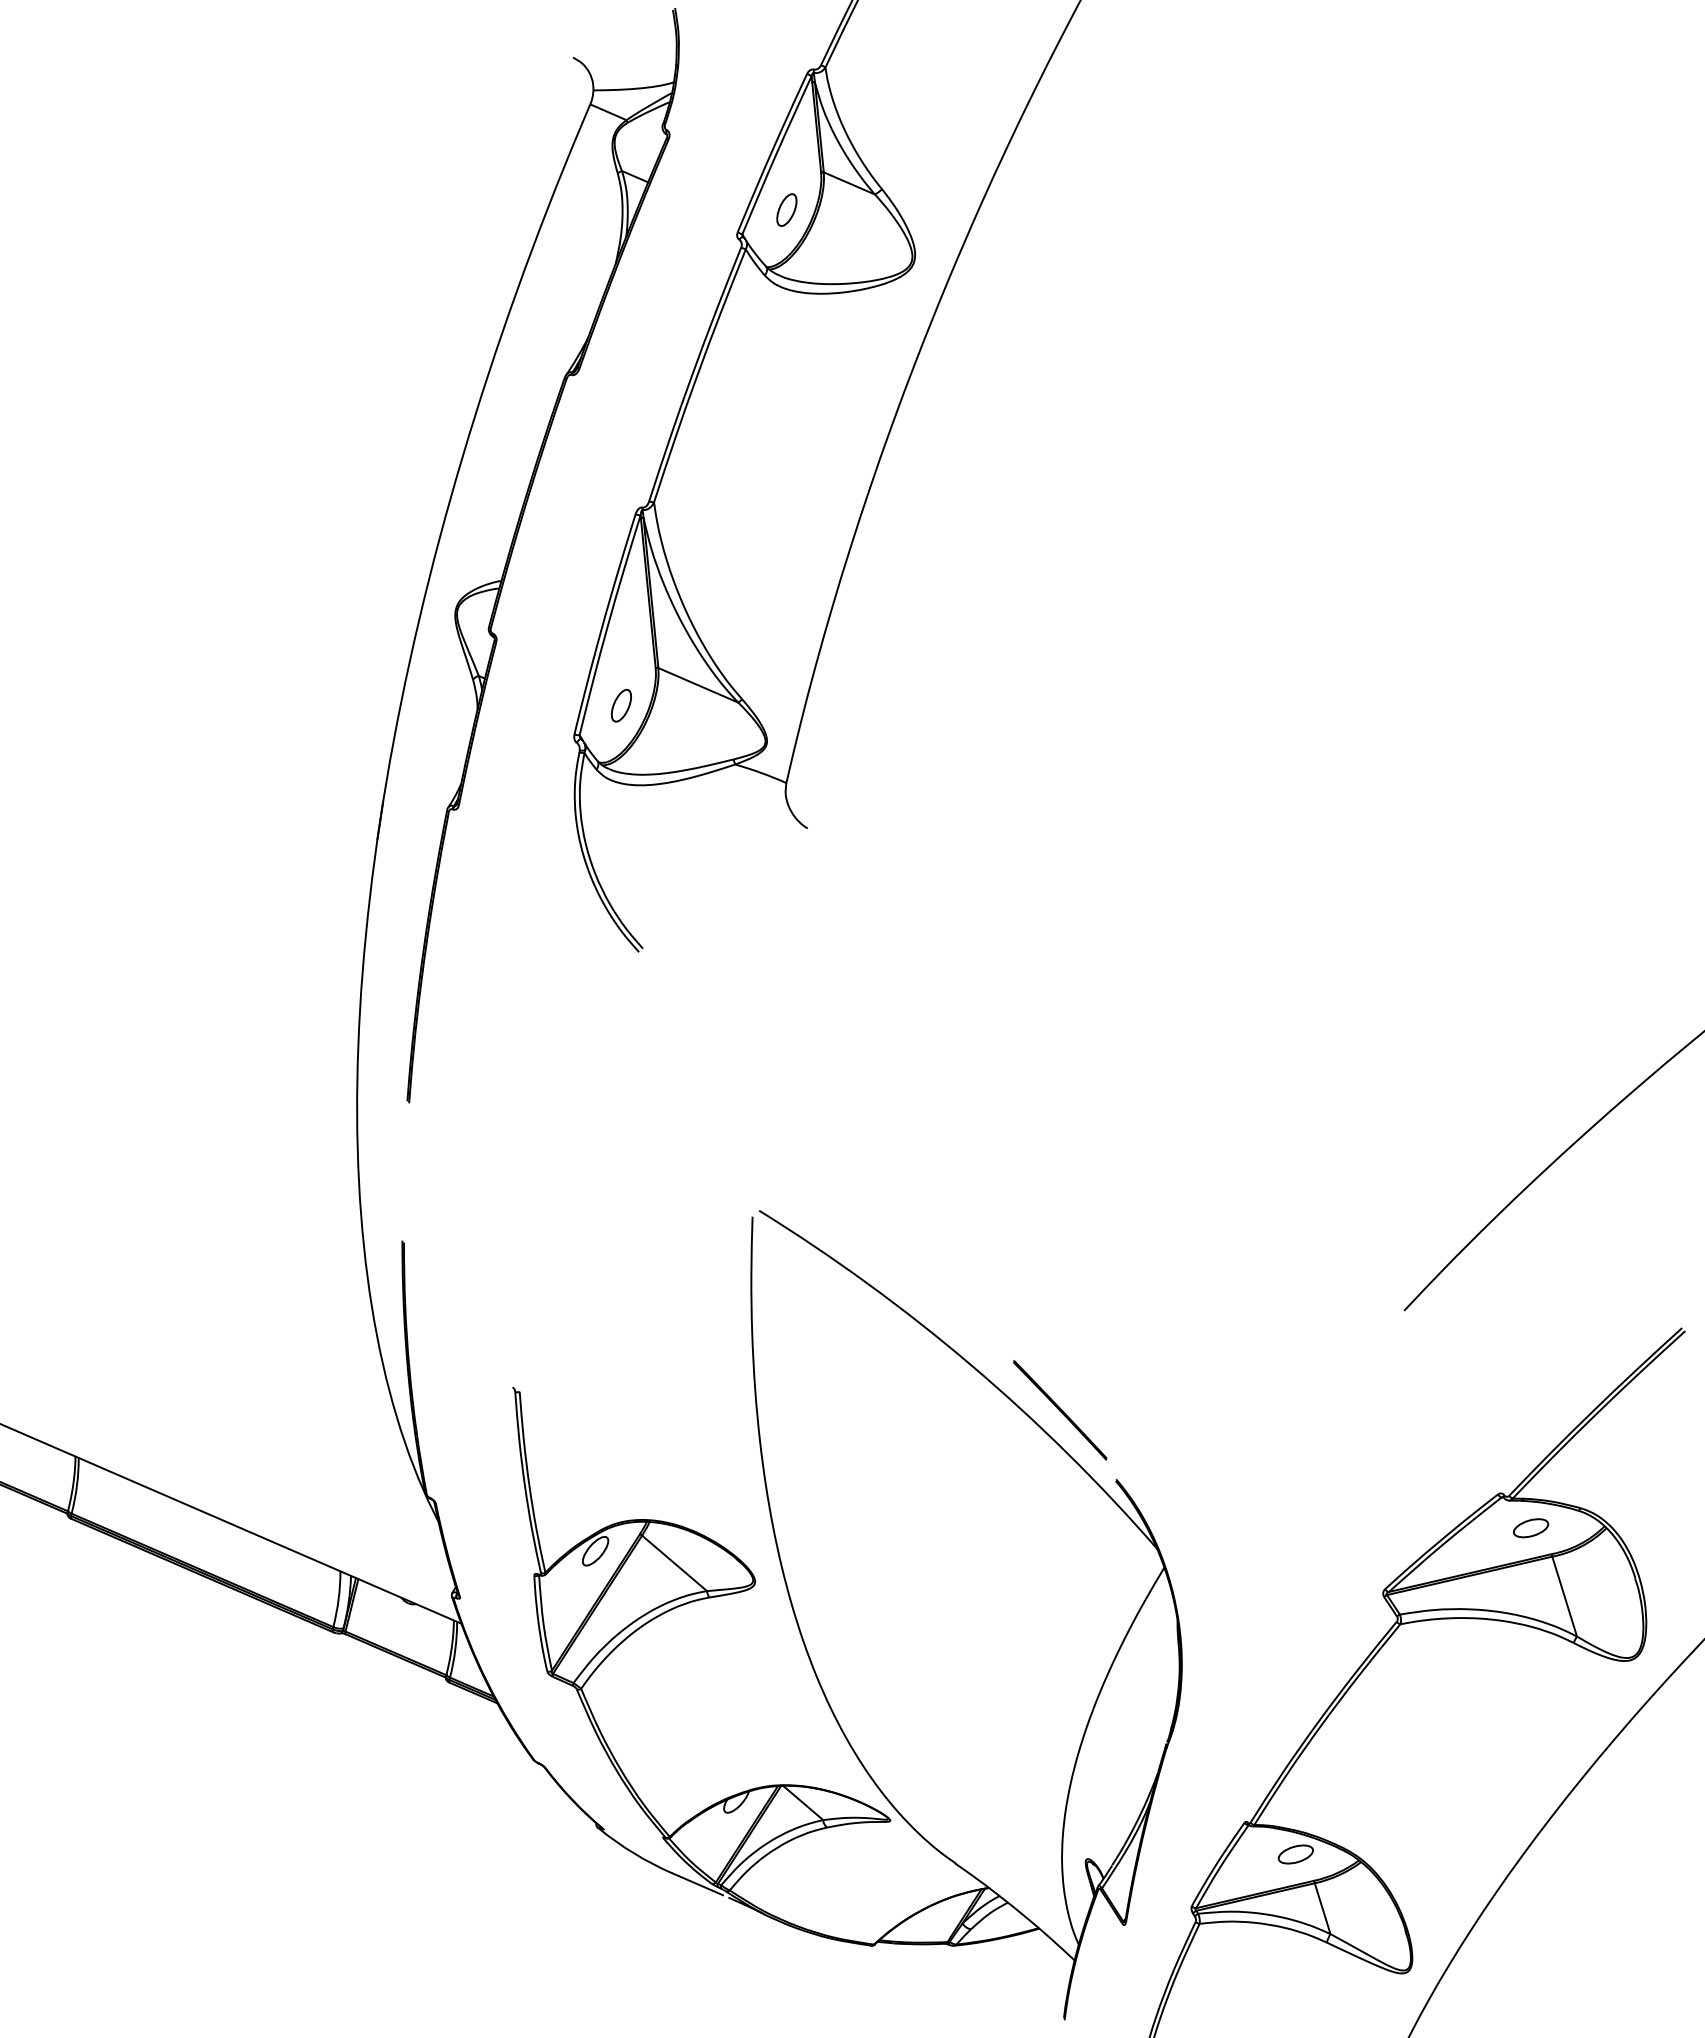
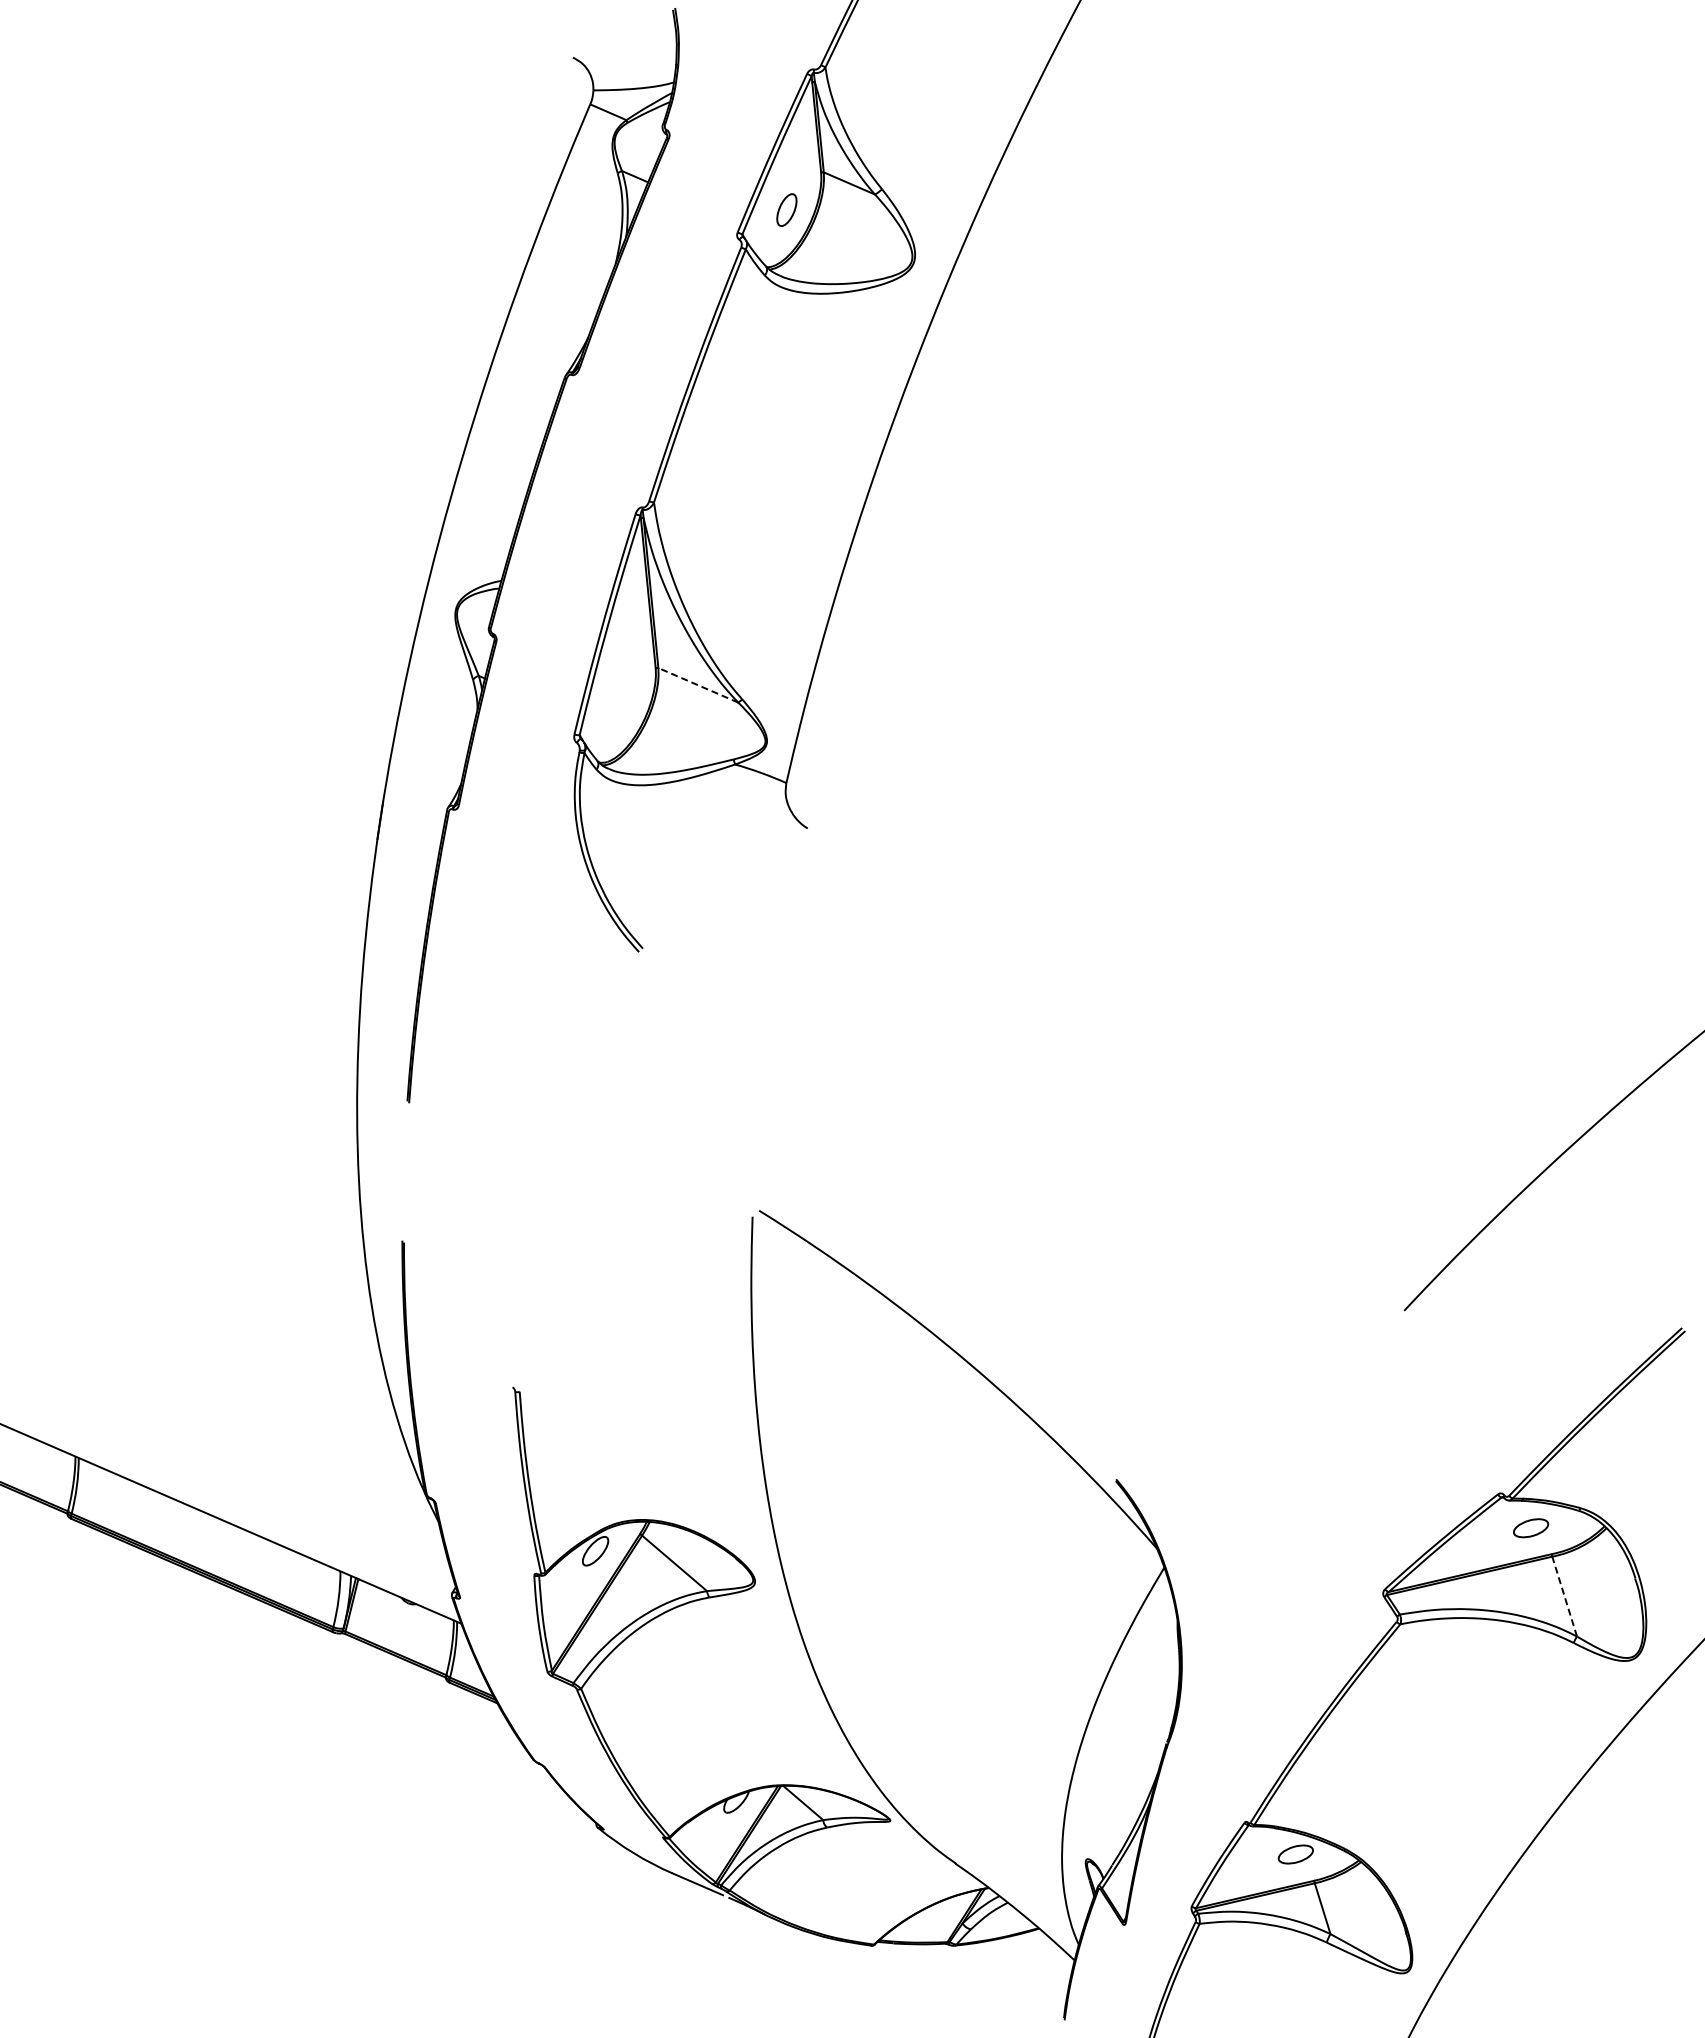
line: solid -> dashed (698, 685)
part: present -> none (621, 705)
line: present -> none (1060, 1410)
line: solid -> dashed (1564, 1596)
